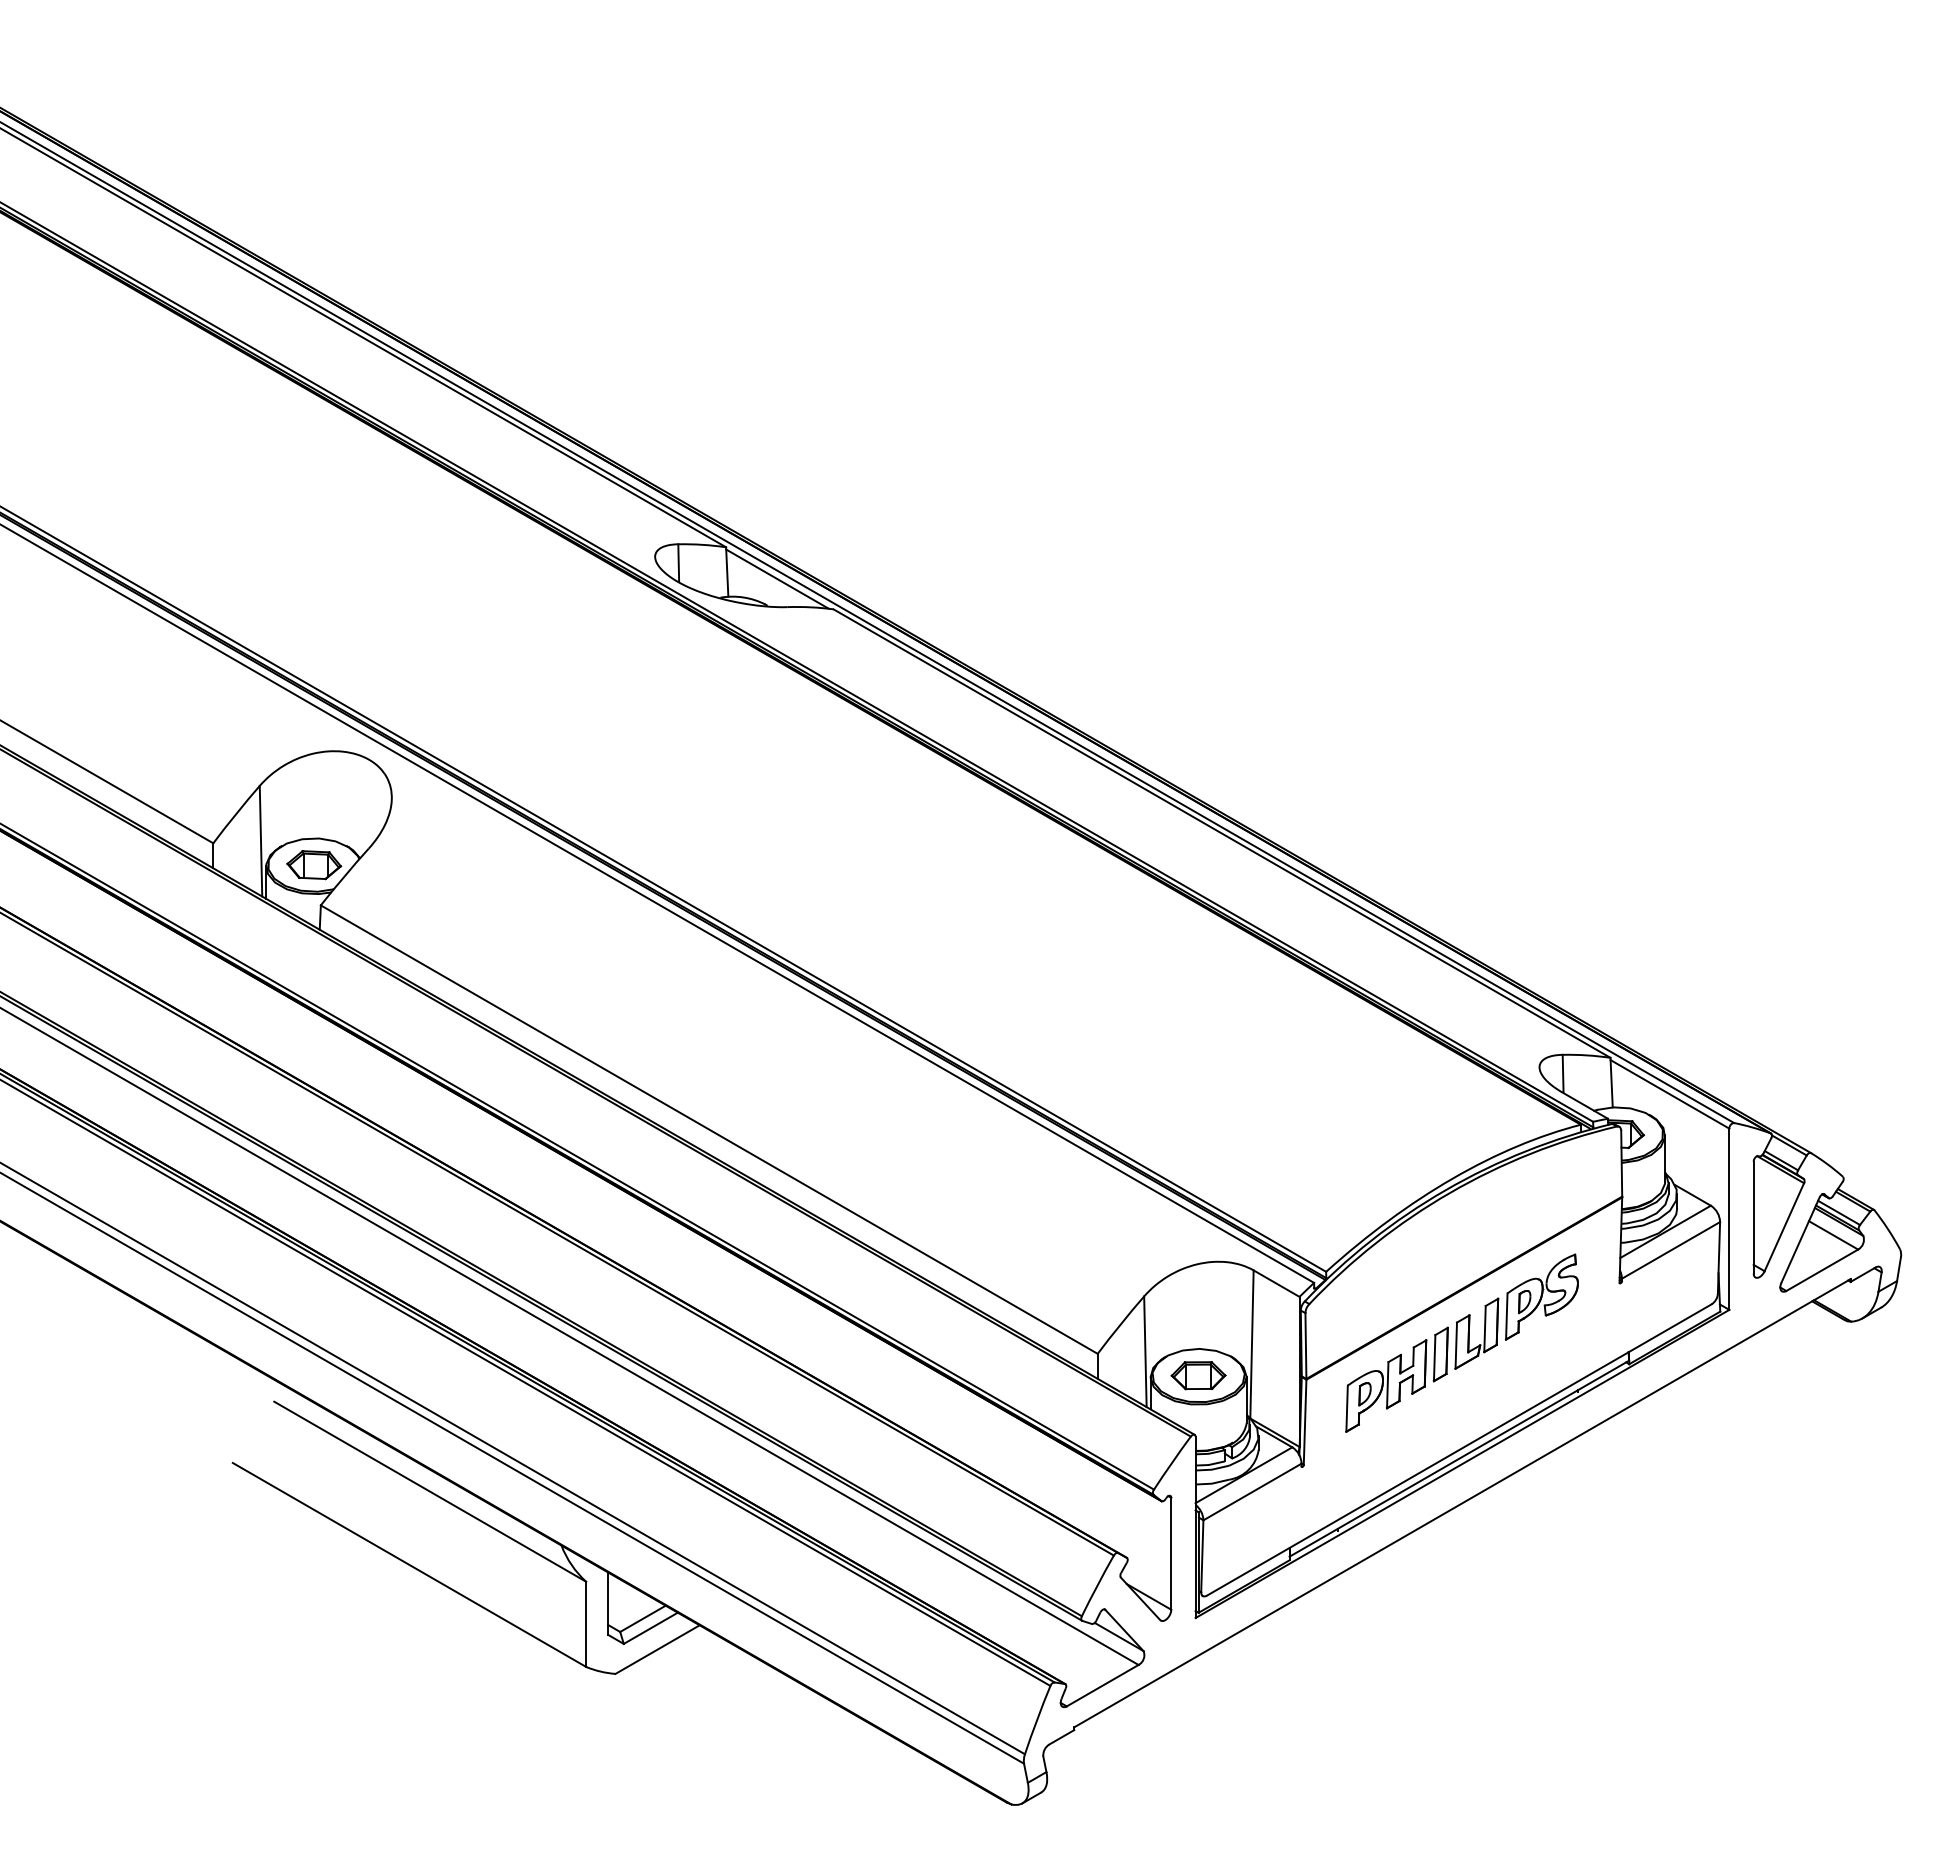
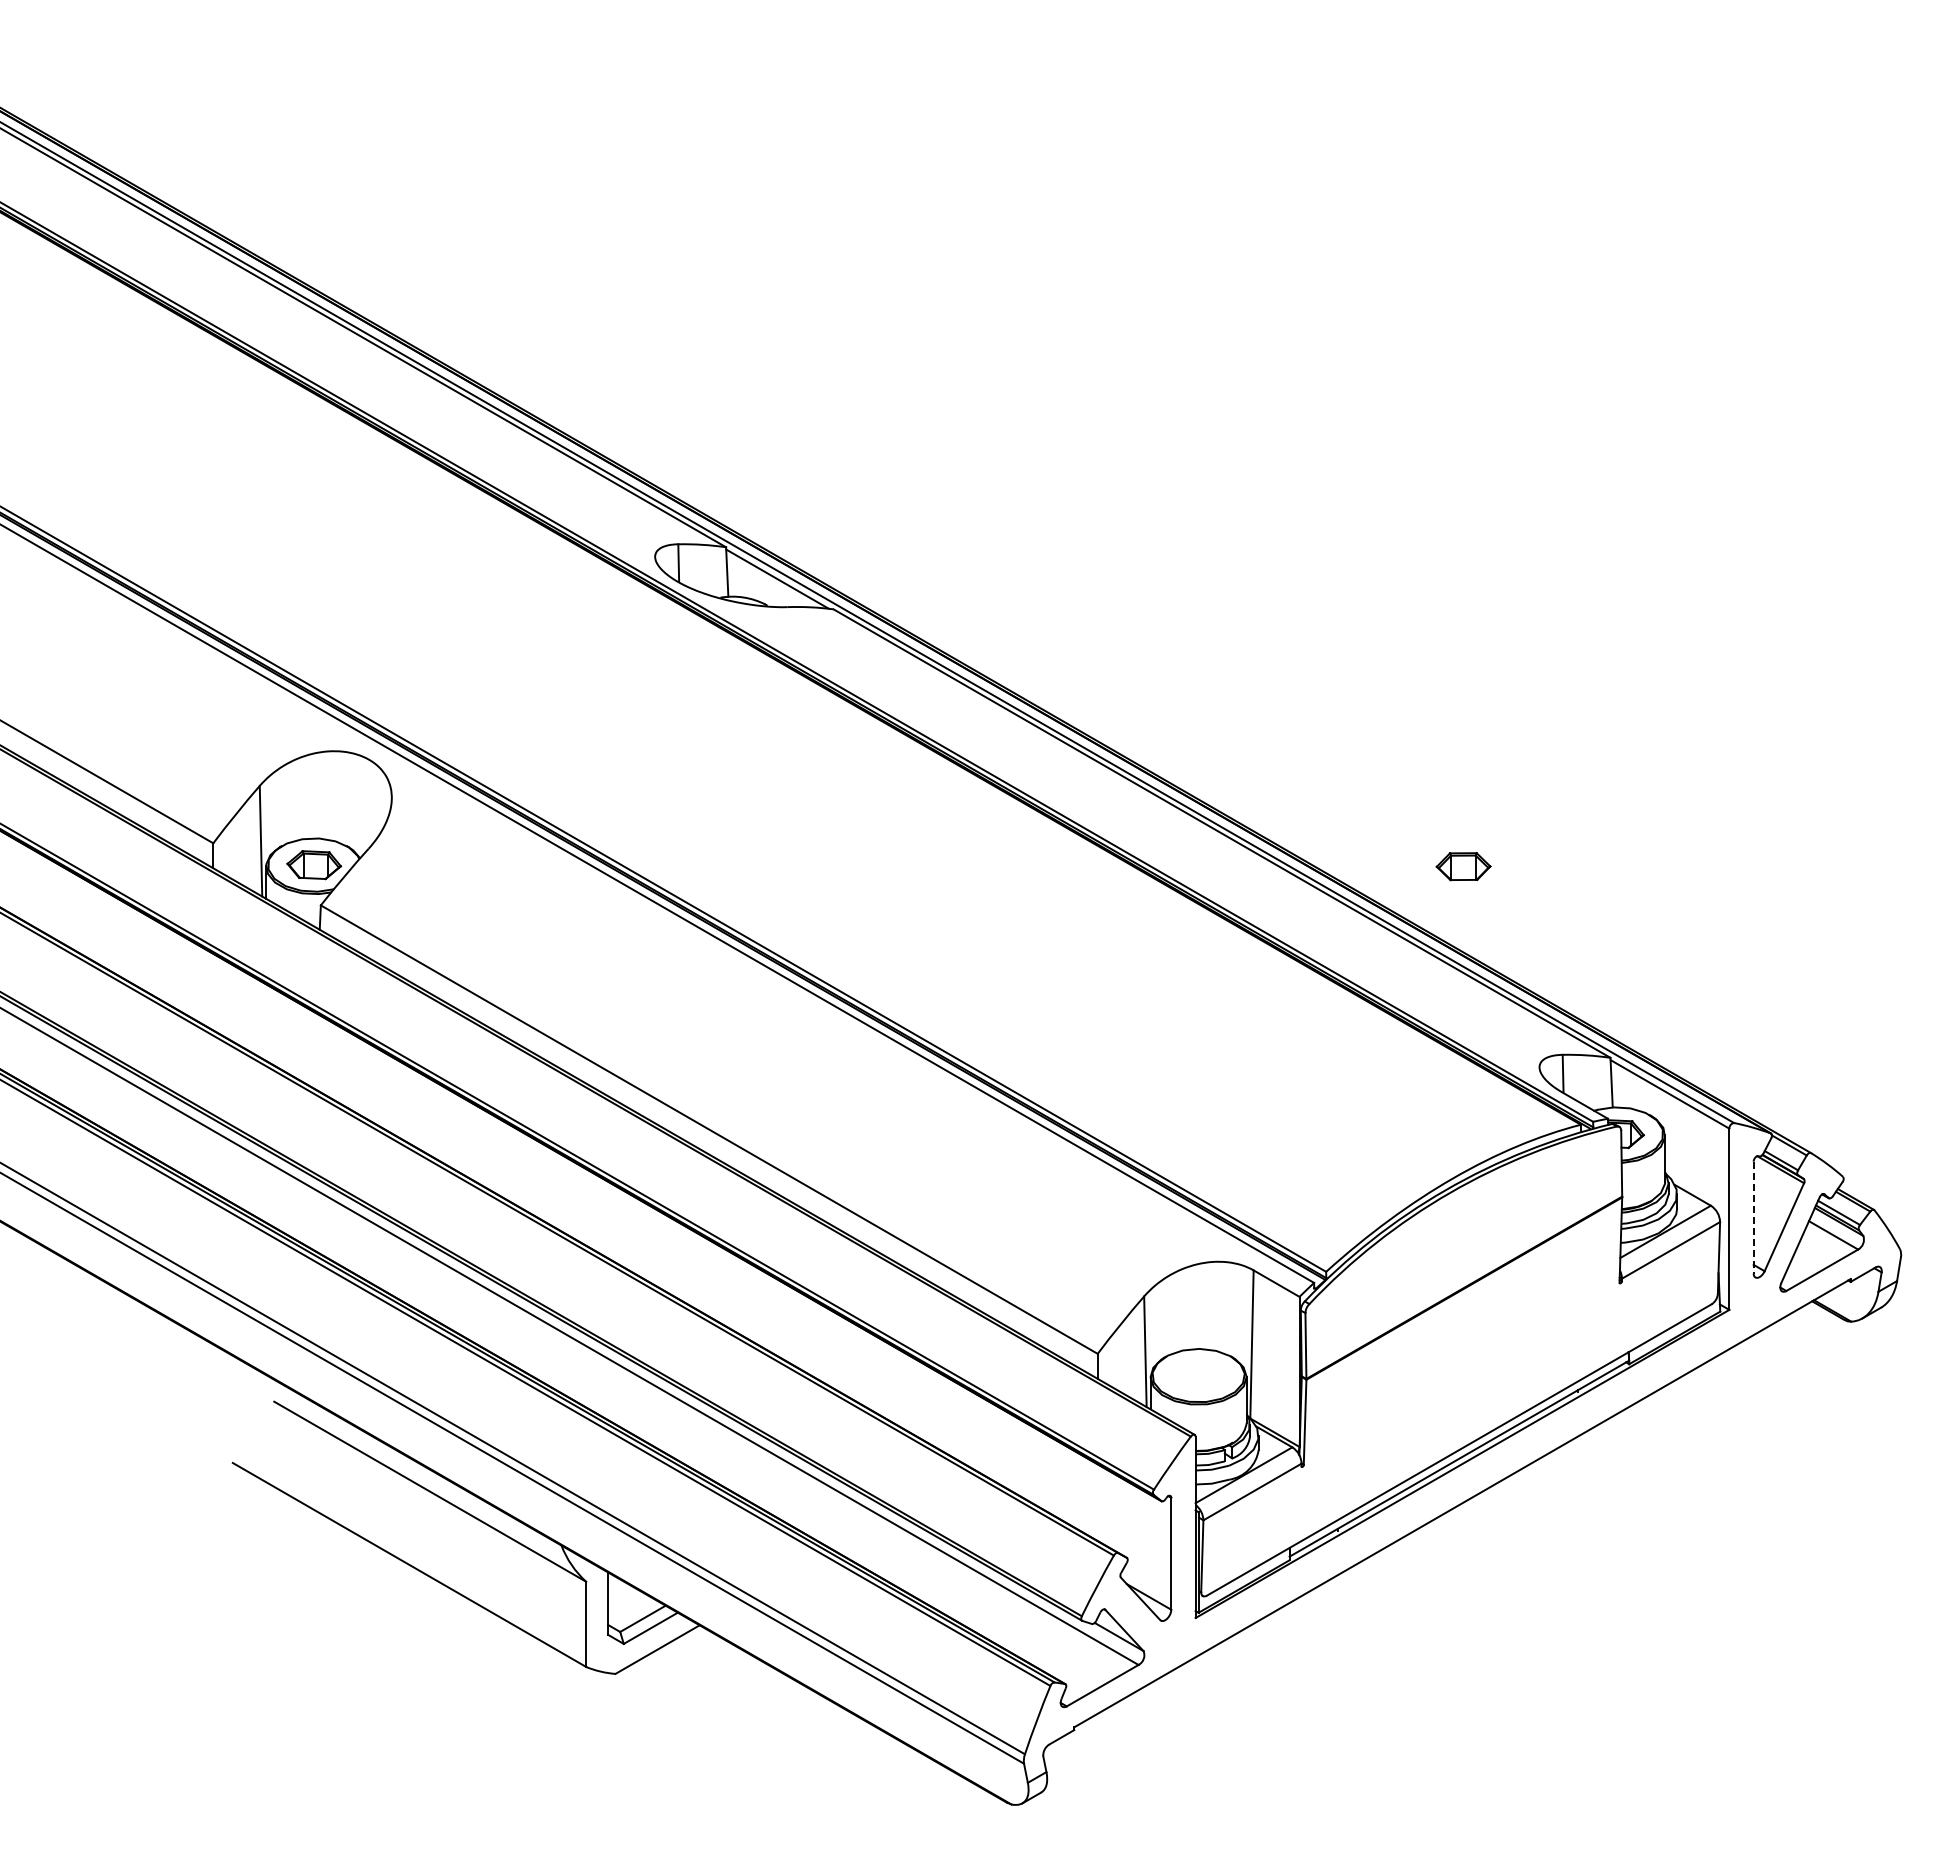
line: solid -> dashed (1753, 1217)
part: present -> none (1461, 1342)
part position: (1198, 1375) -> (1463, 866) (1463, 866)
